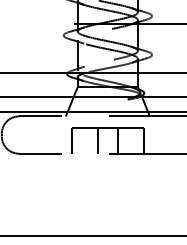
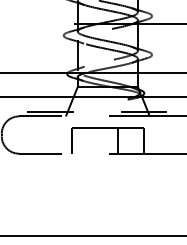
line: solid -> dashed (93, 111)
line: present -> none (98, 140)
